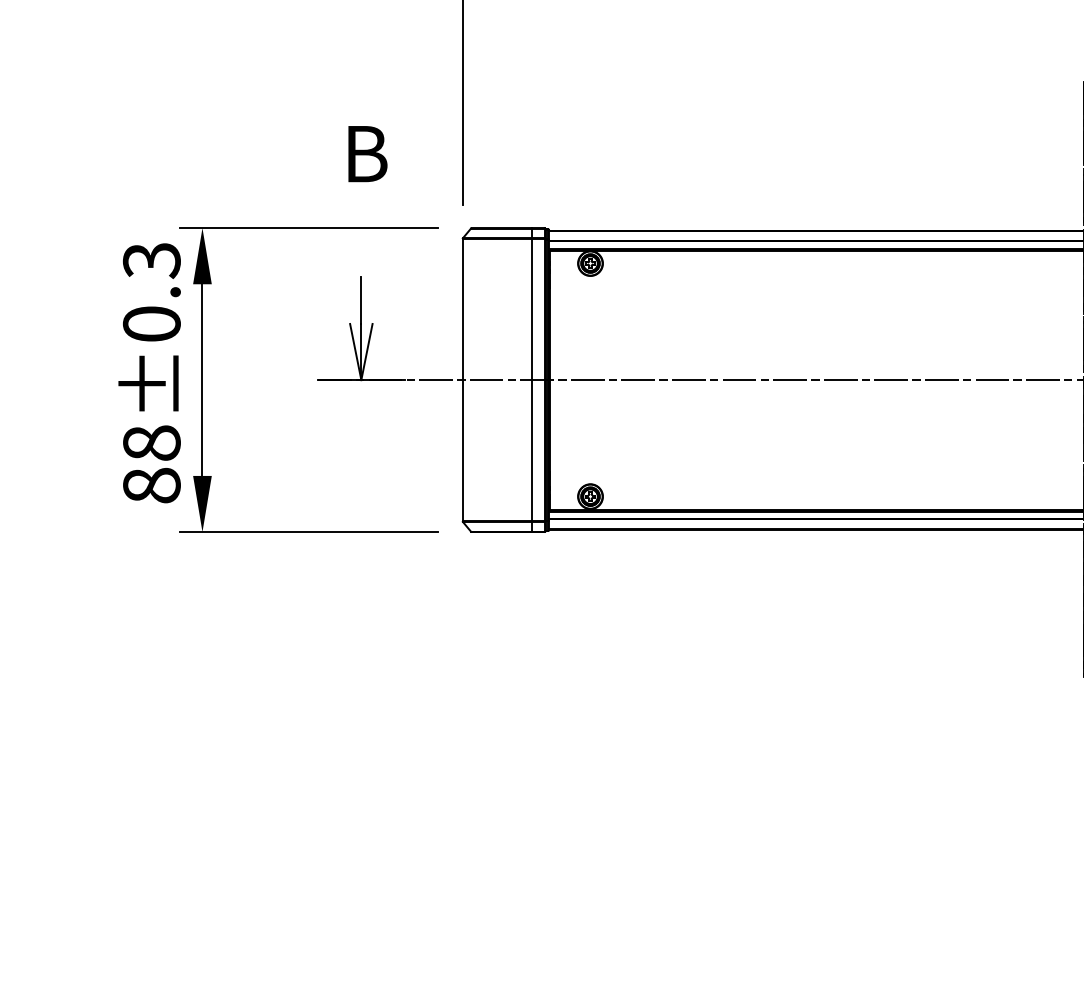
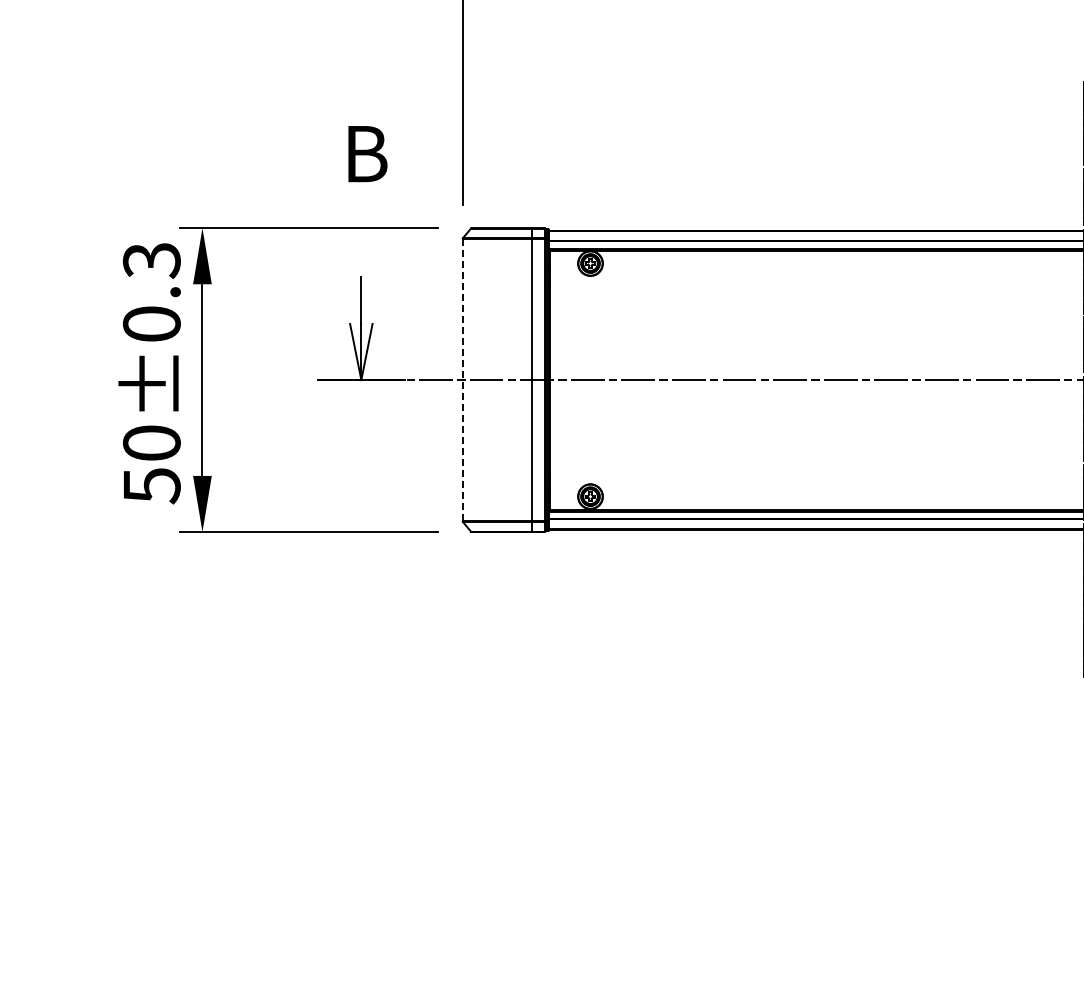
line: solid -> dashed (462, 380)
text: 88±0.3 -> 50±0.3 (151, 464)
